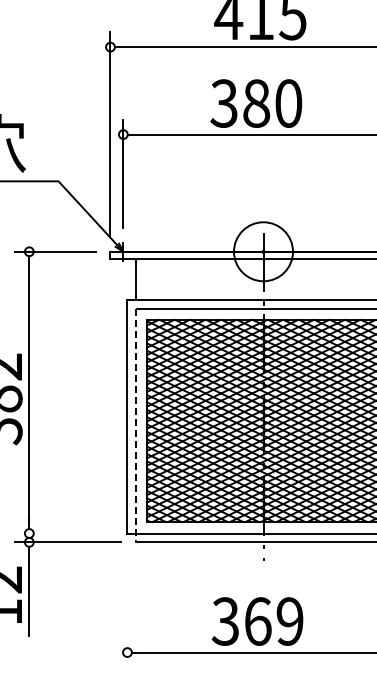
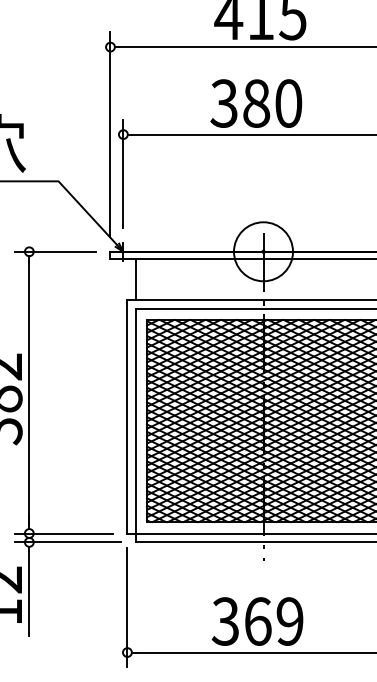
line: dashed -> solid (135, 425)
line: none -> present (63, 533)
line: none -> present (127, 607)
